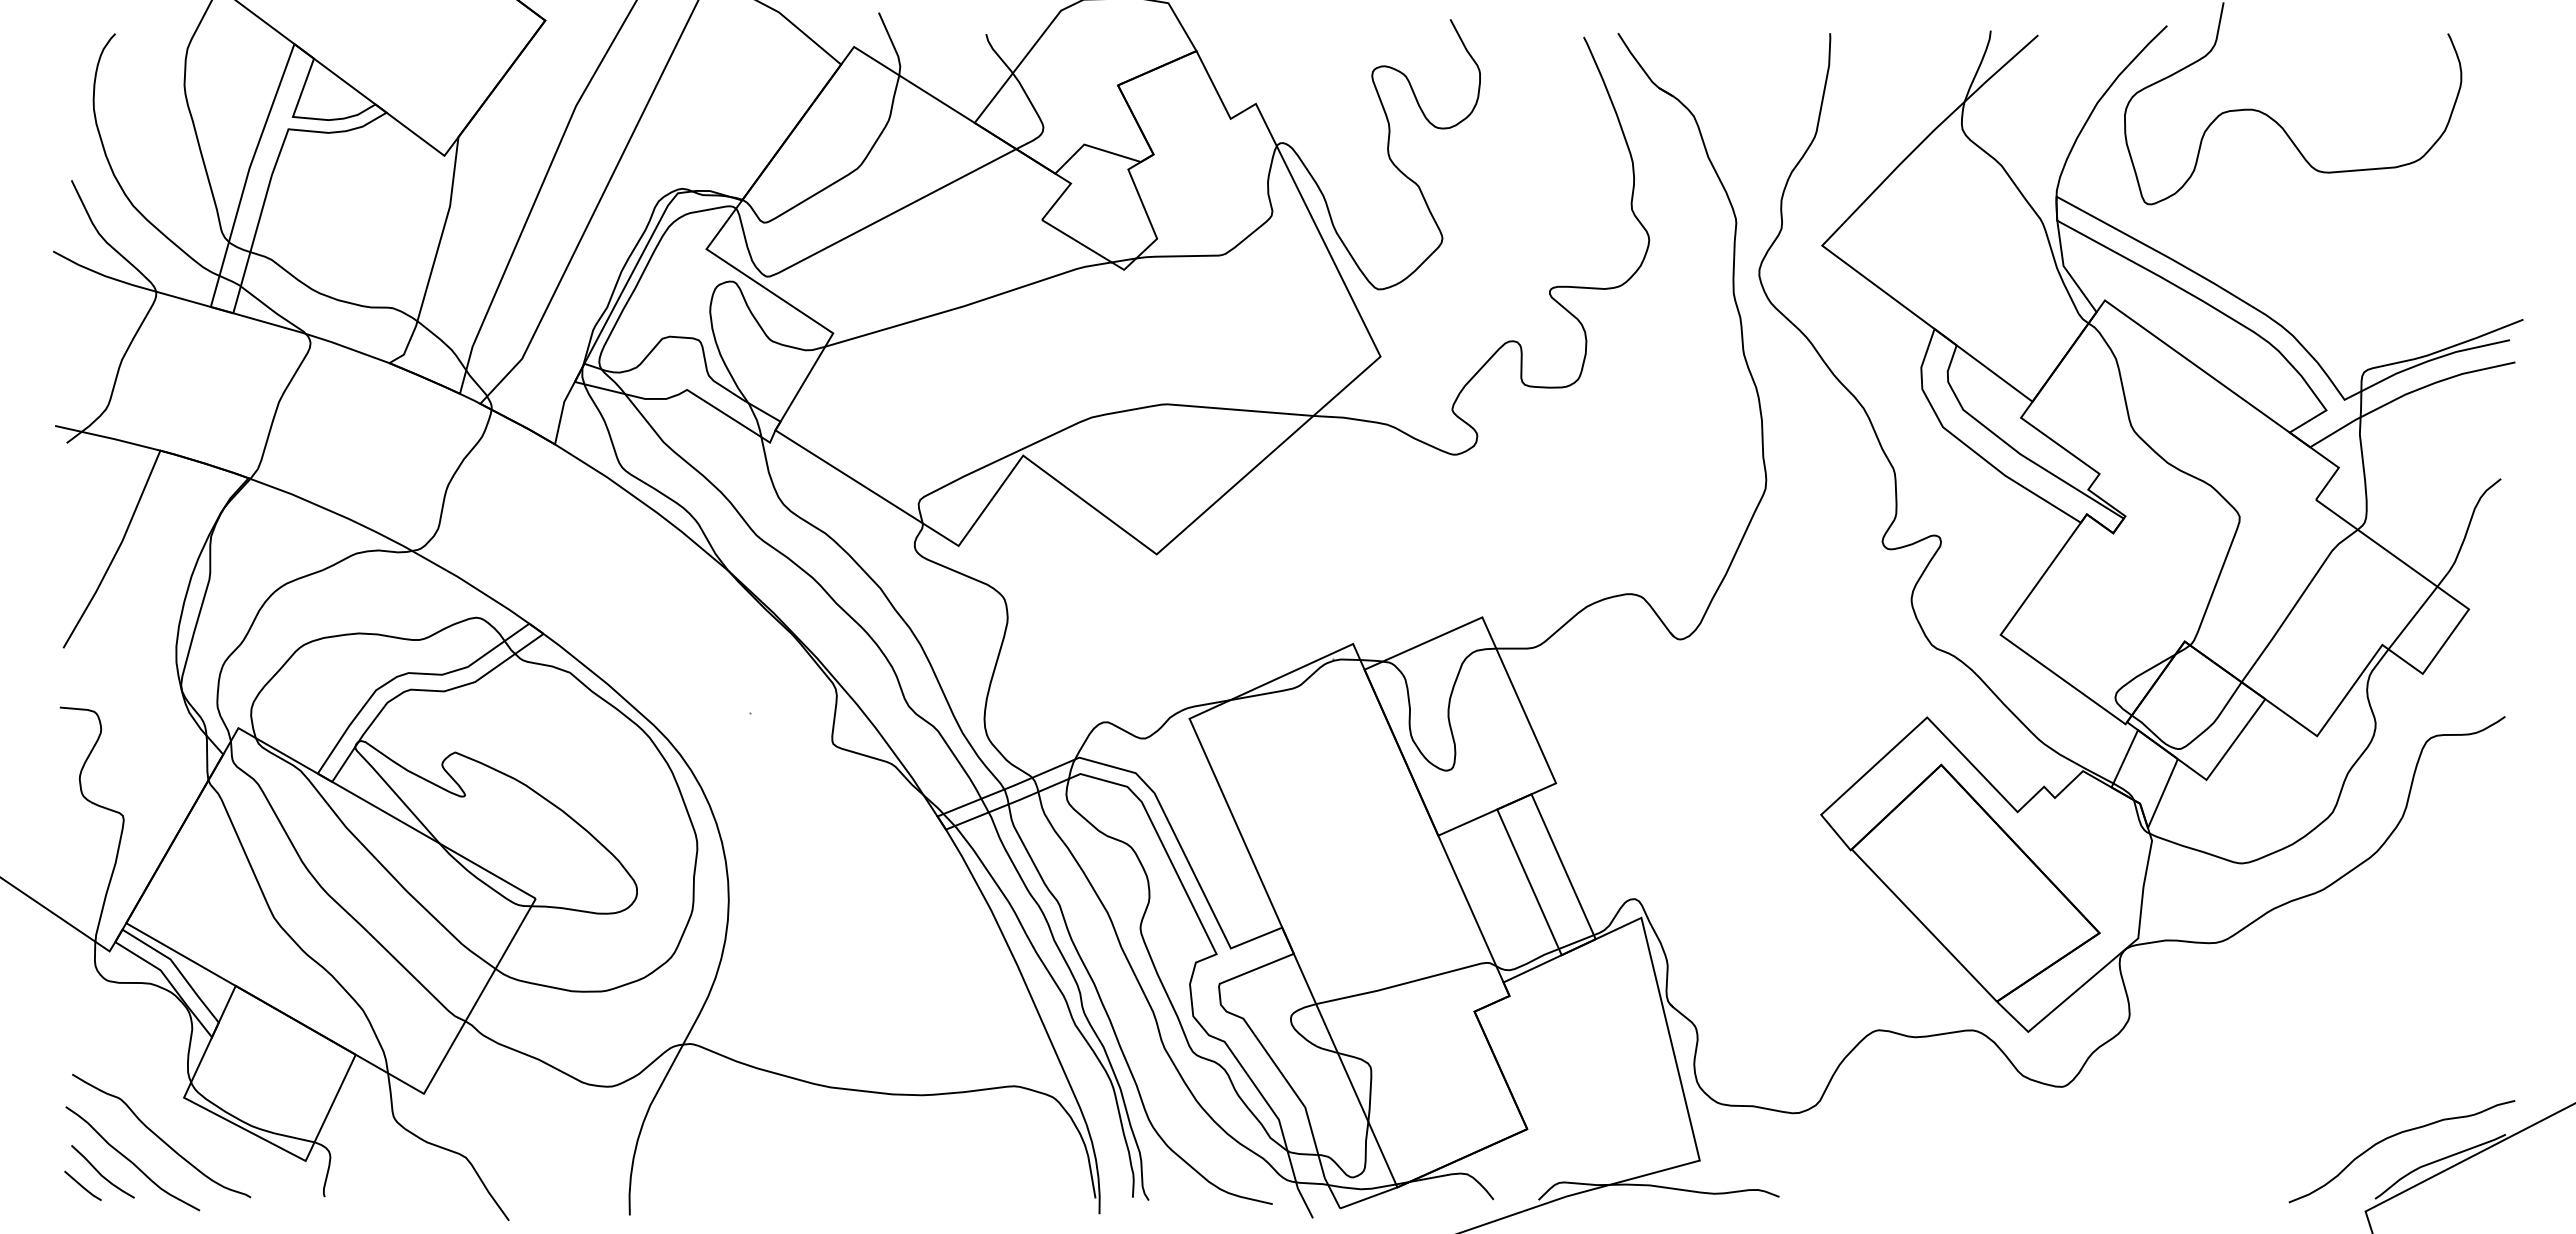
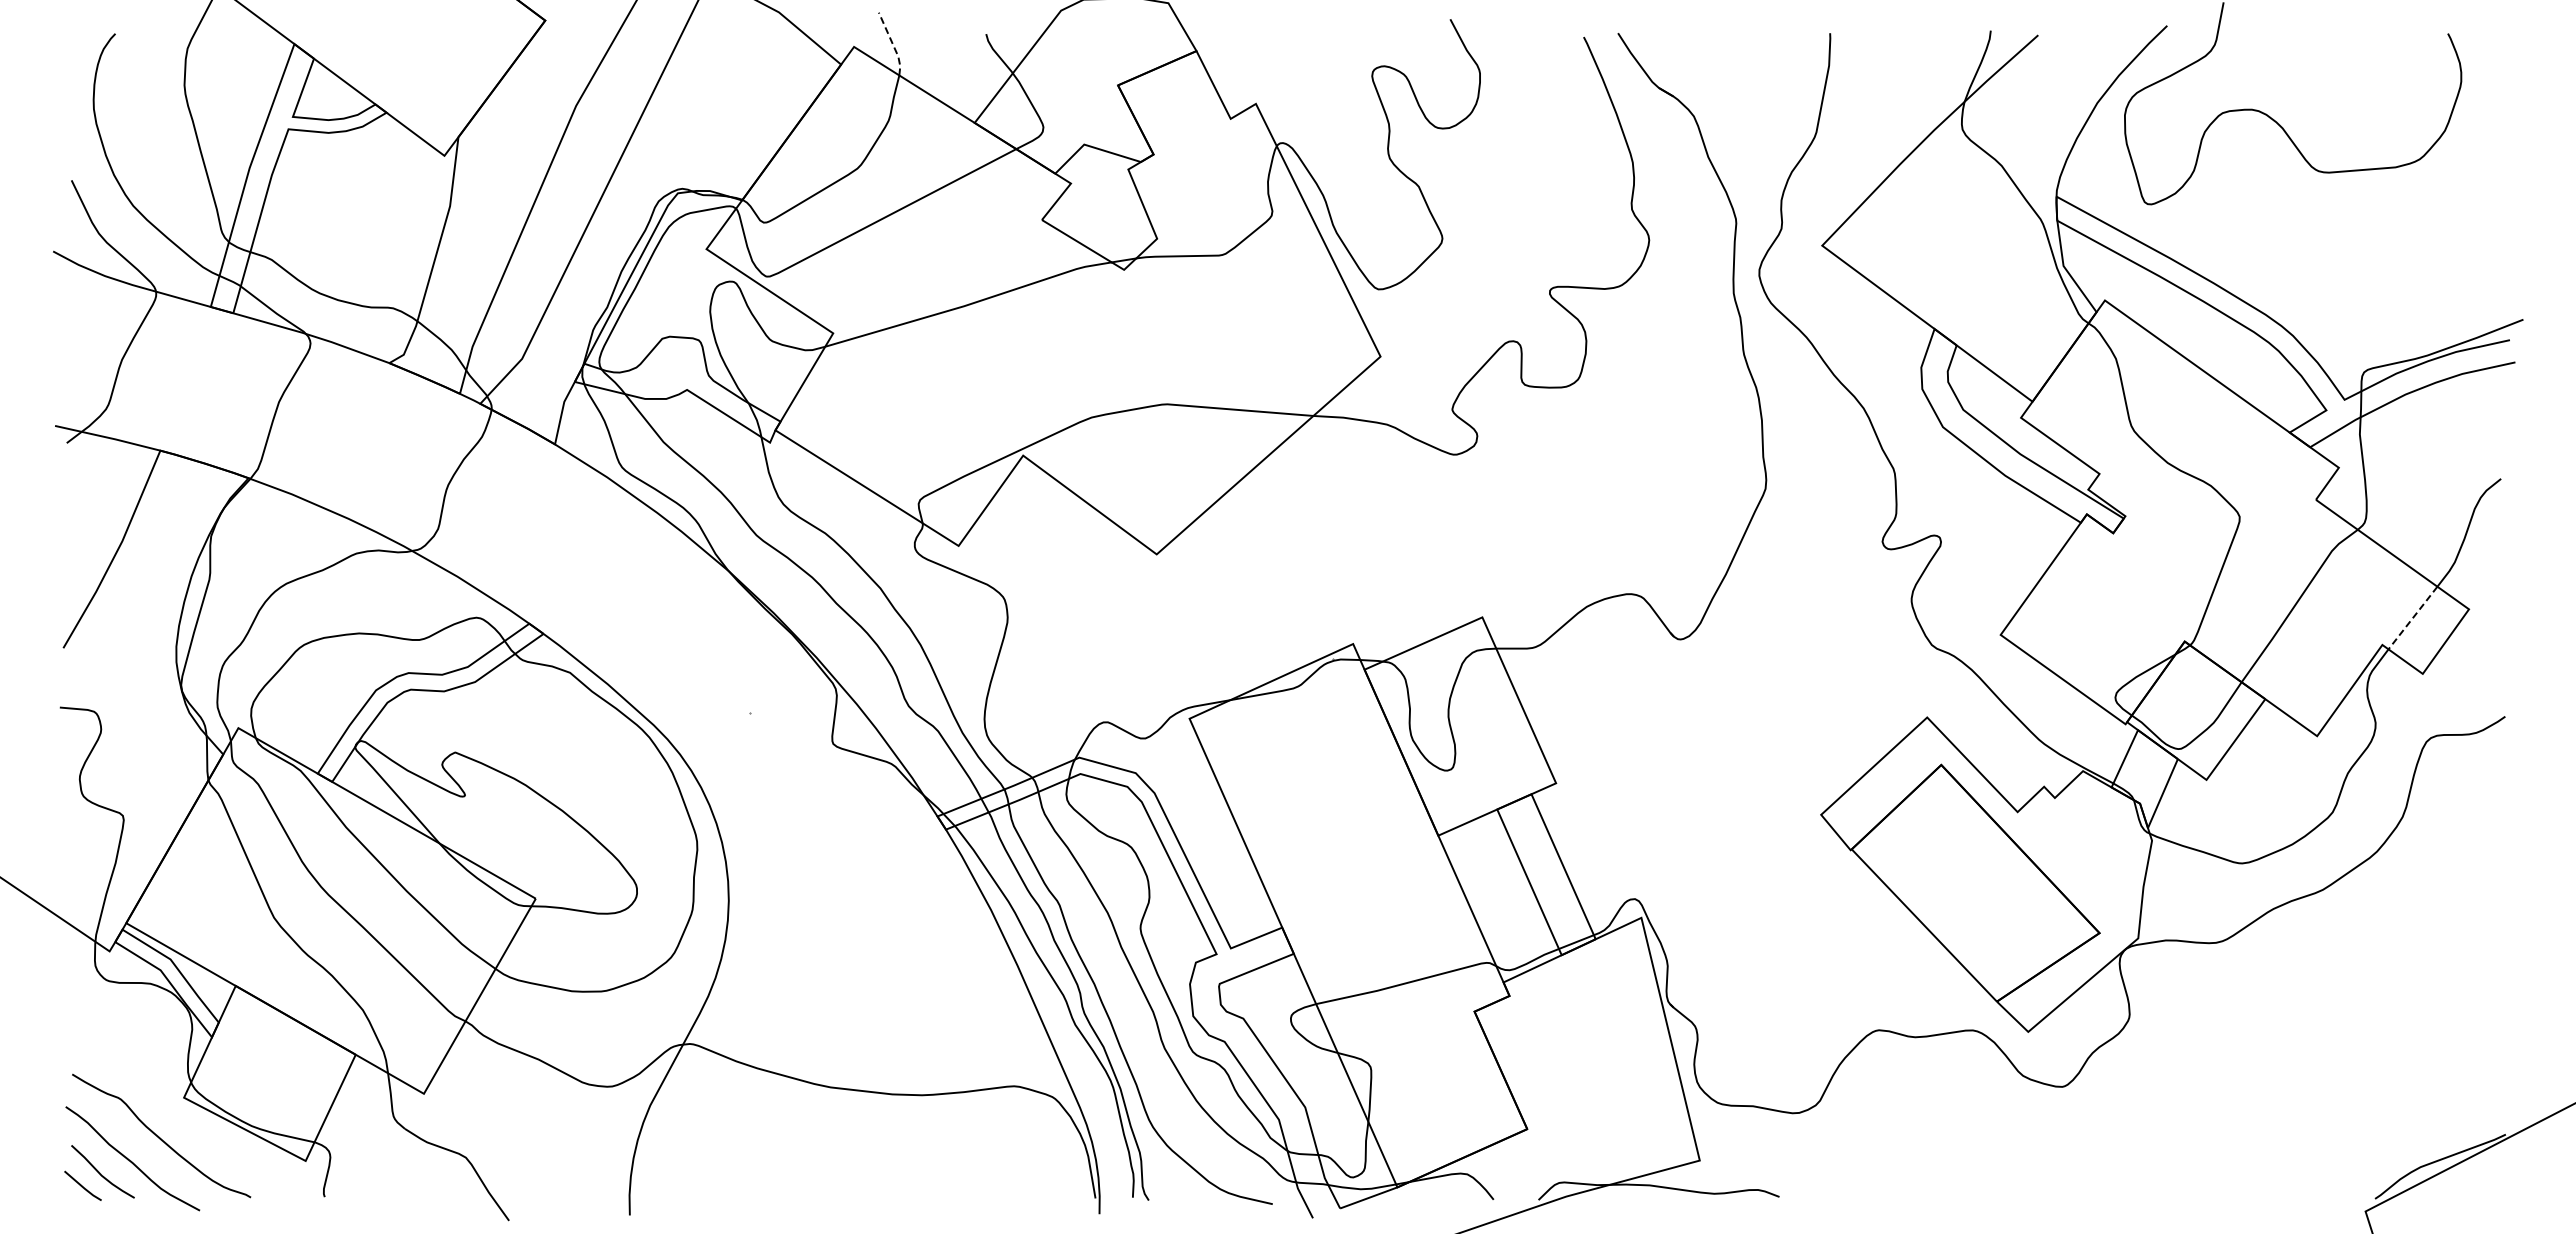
line: solid -> dashed (893, 44)
line: solid -> dashed (2412, 618)
curve: present -> none (2394, 1136)
